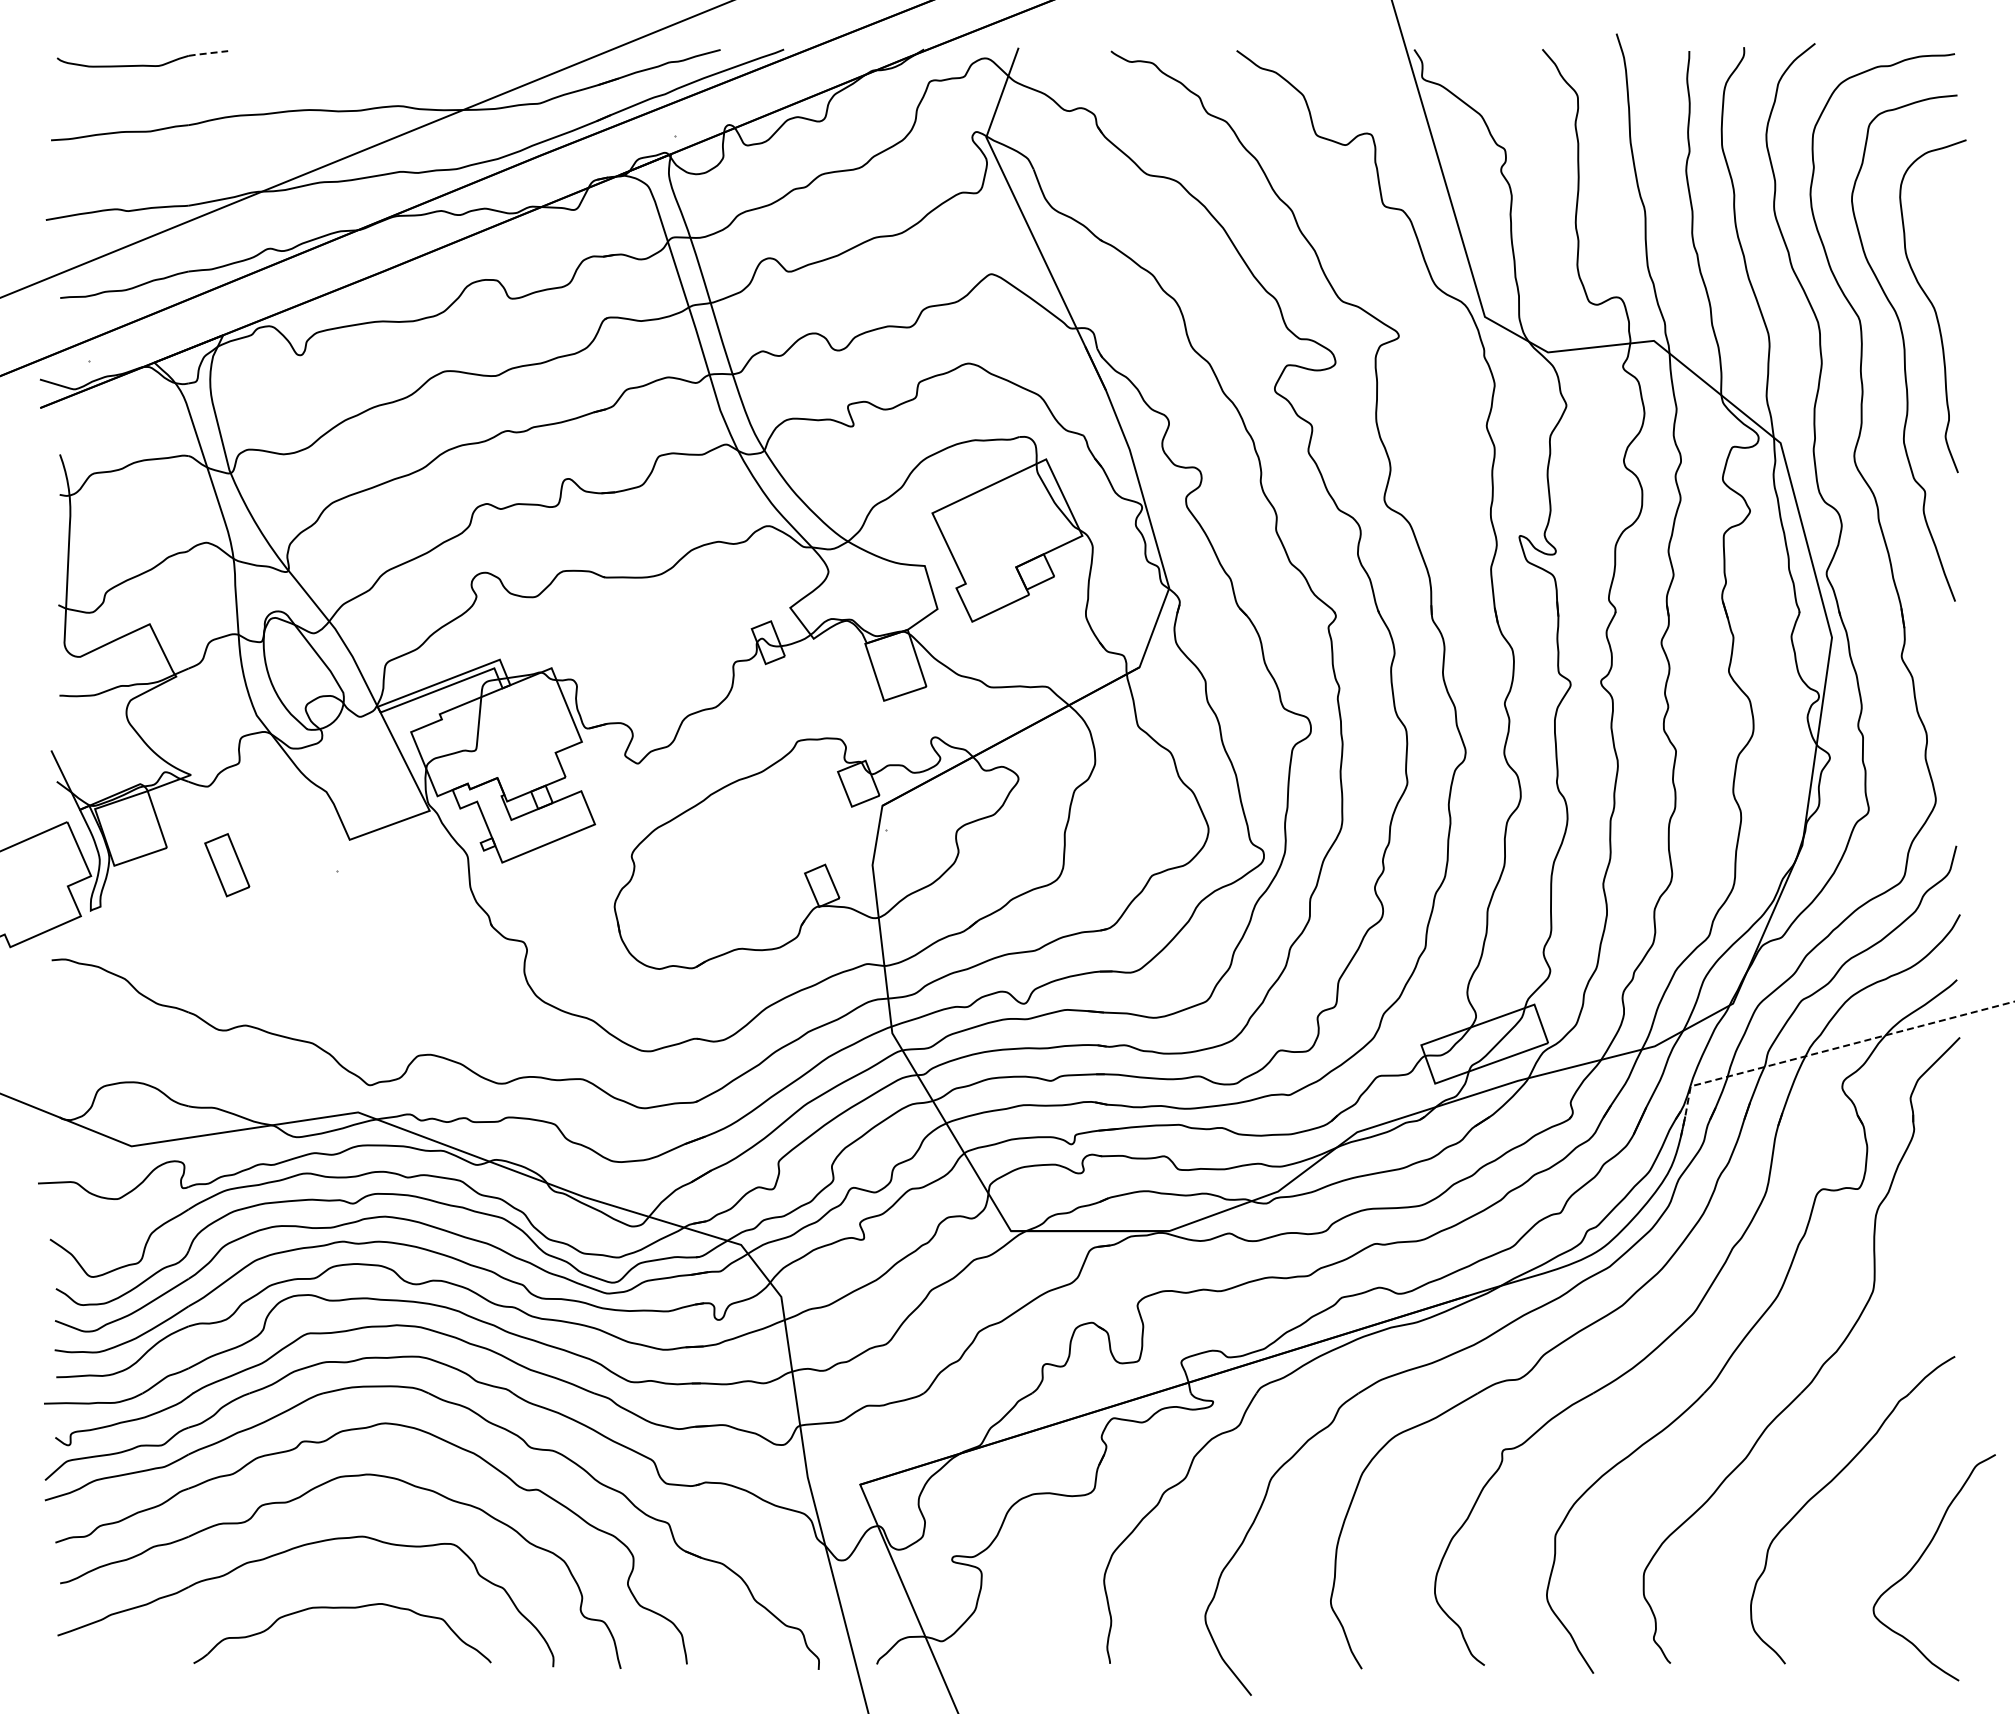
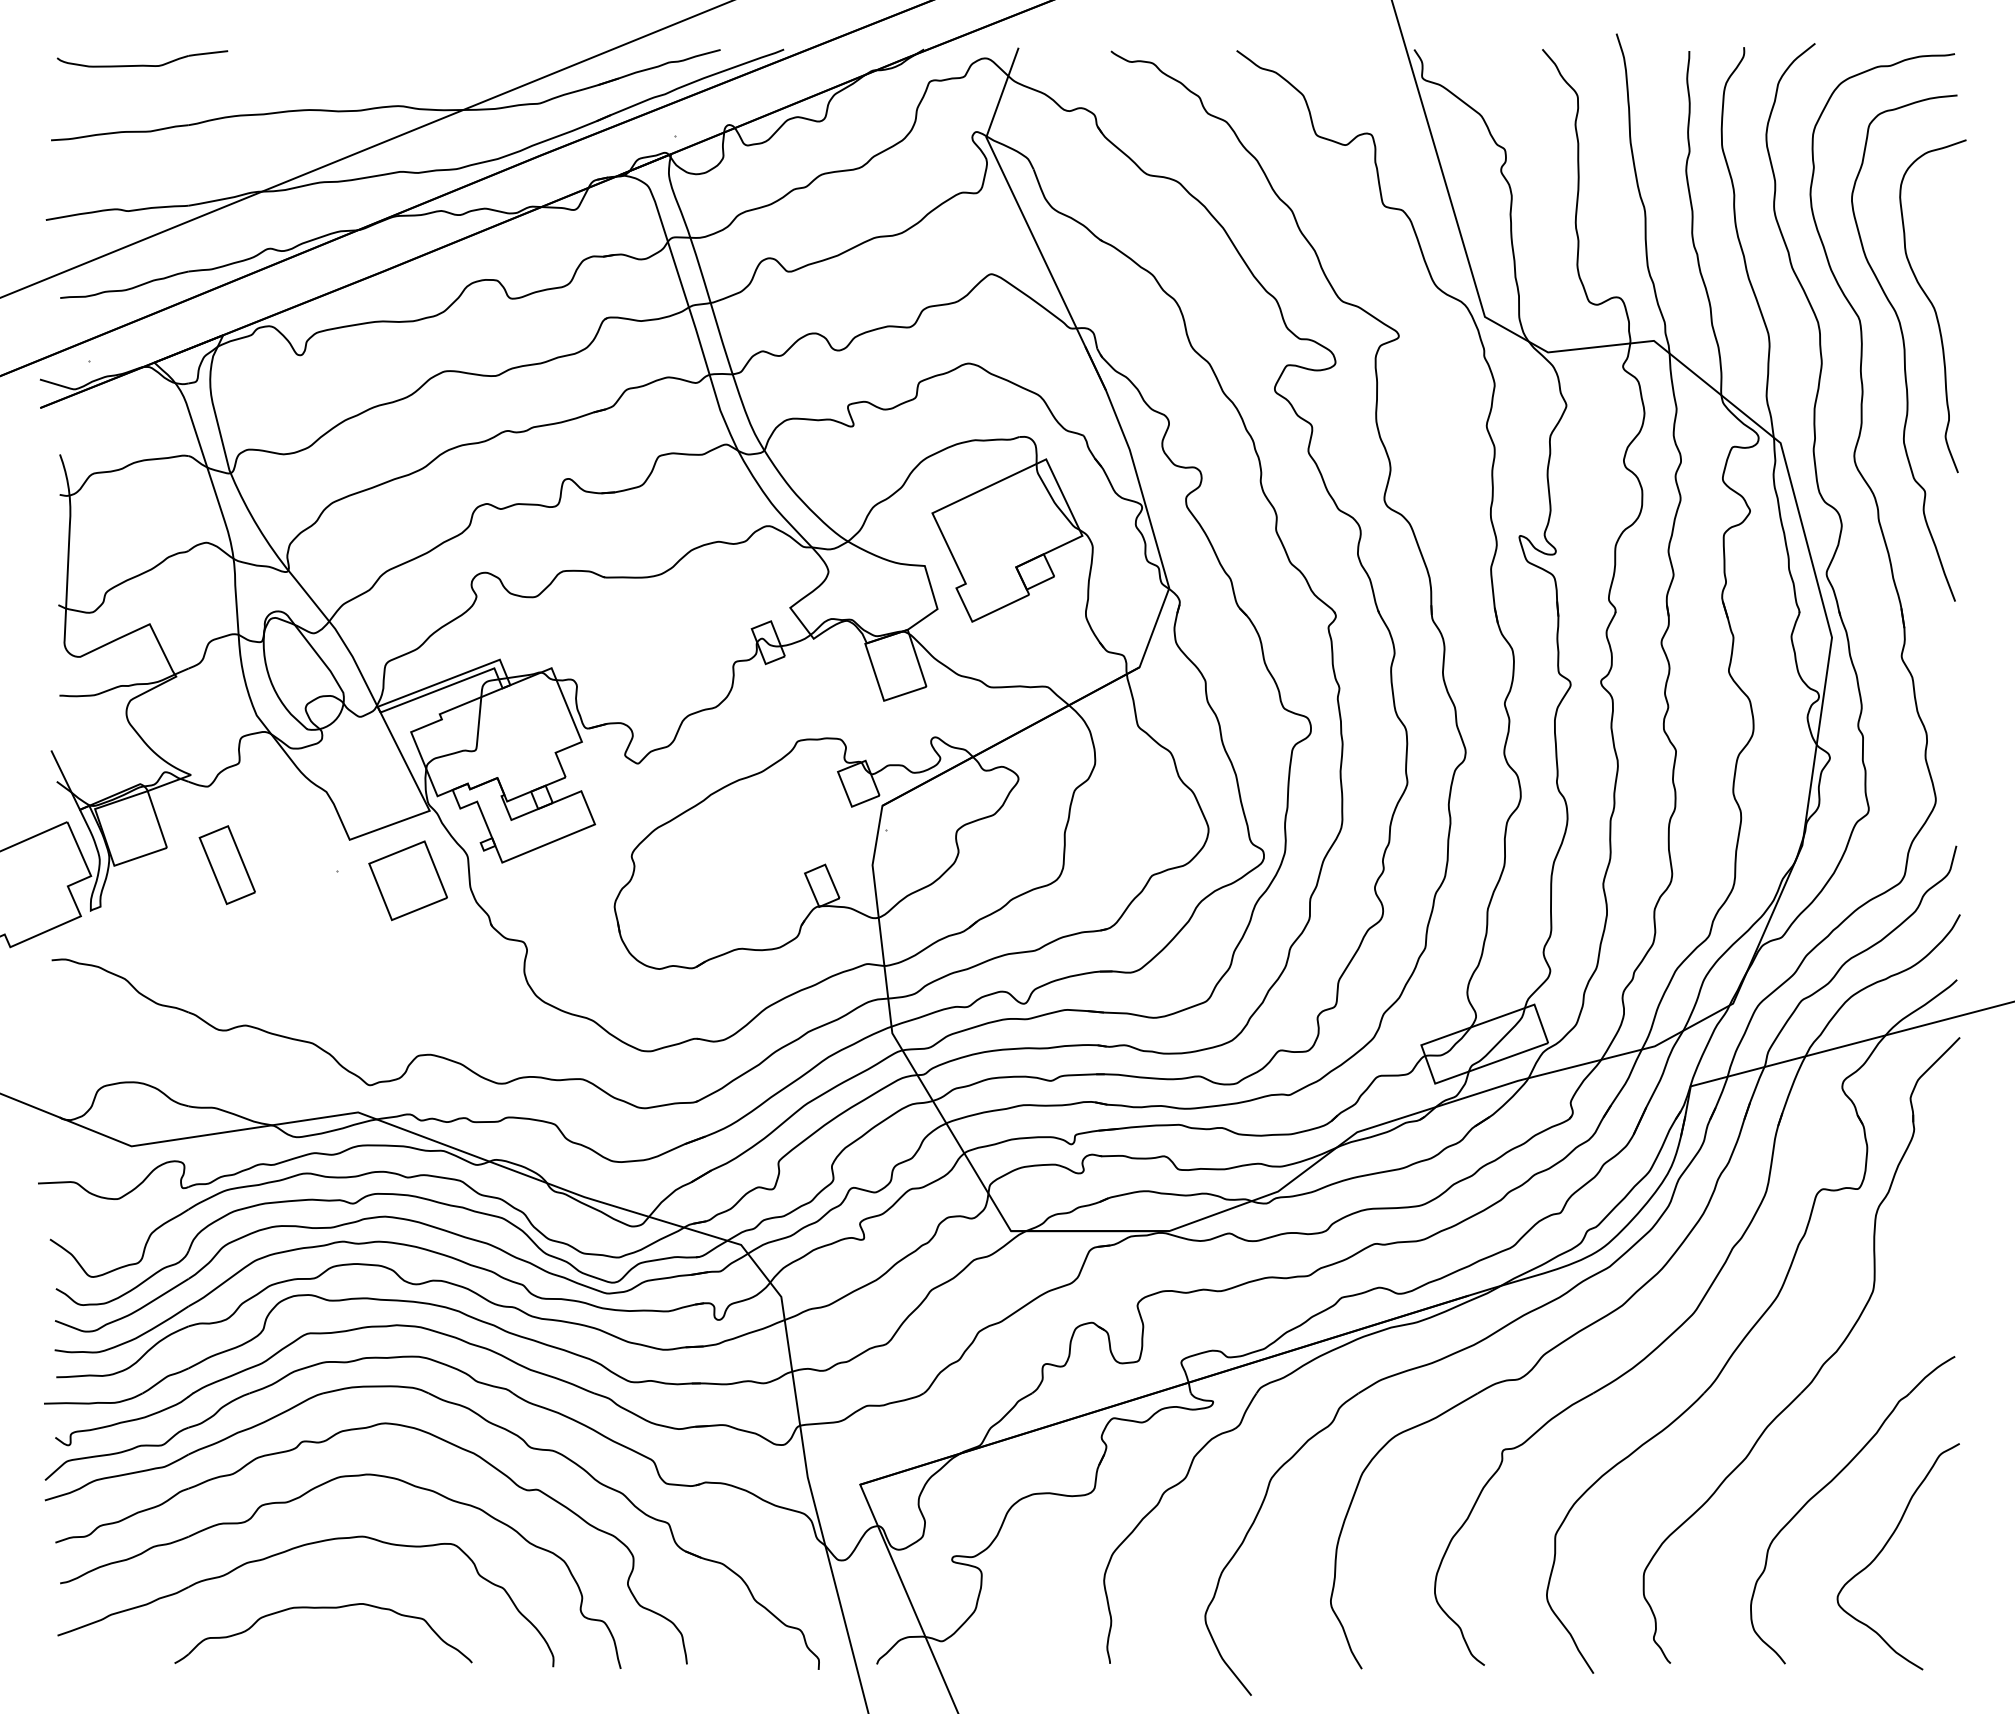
line: dashed -> solid (207, 53)
part size: 47x65 px -> 58x81 px (226, 865)
part: none -> present (407, 880)
line: dashed -> solid (1827, 1050)
curve position: (1920, 1559) -> (1884, 1548) (1884, 1548)
part position: (342, 1608) -> (323, 1608) (323, 1608)
